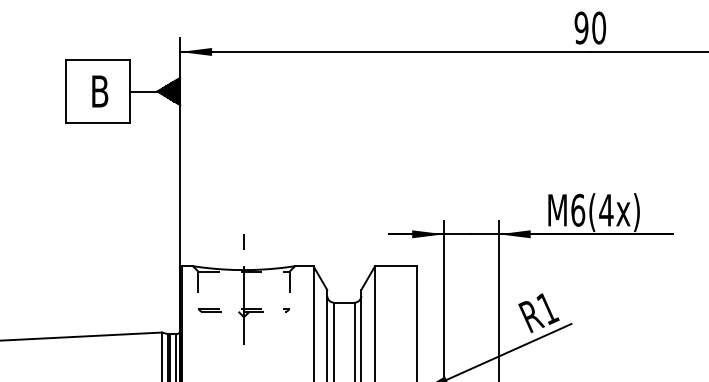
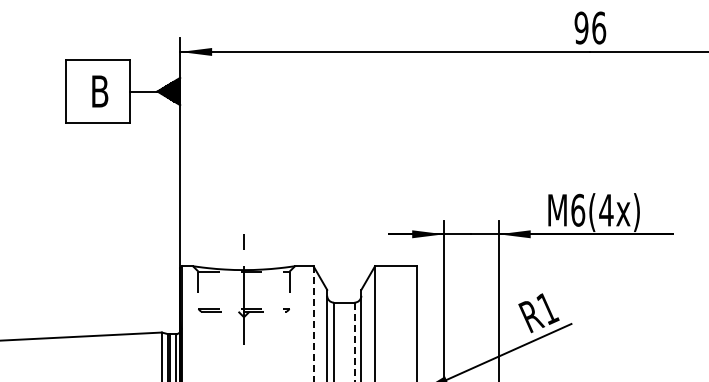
text: 90 -> 96 (599, 27)
line: solid -> dashed (313, 323)
line: solid -> dashed (354, 342)
